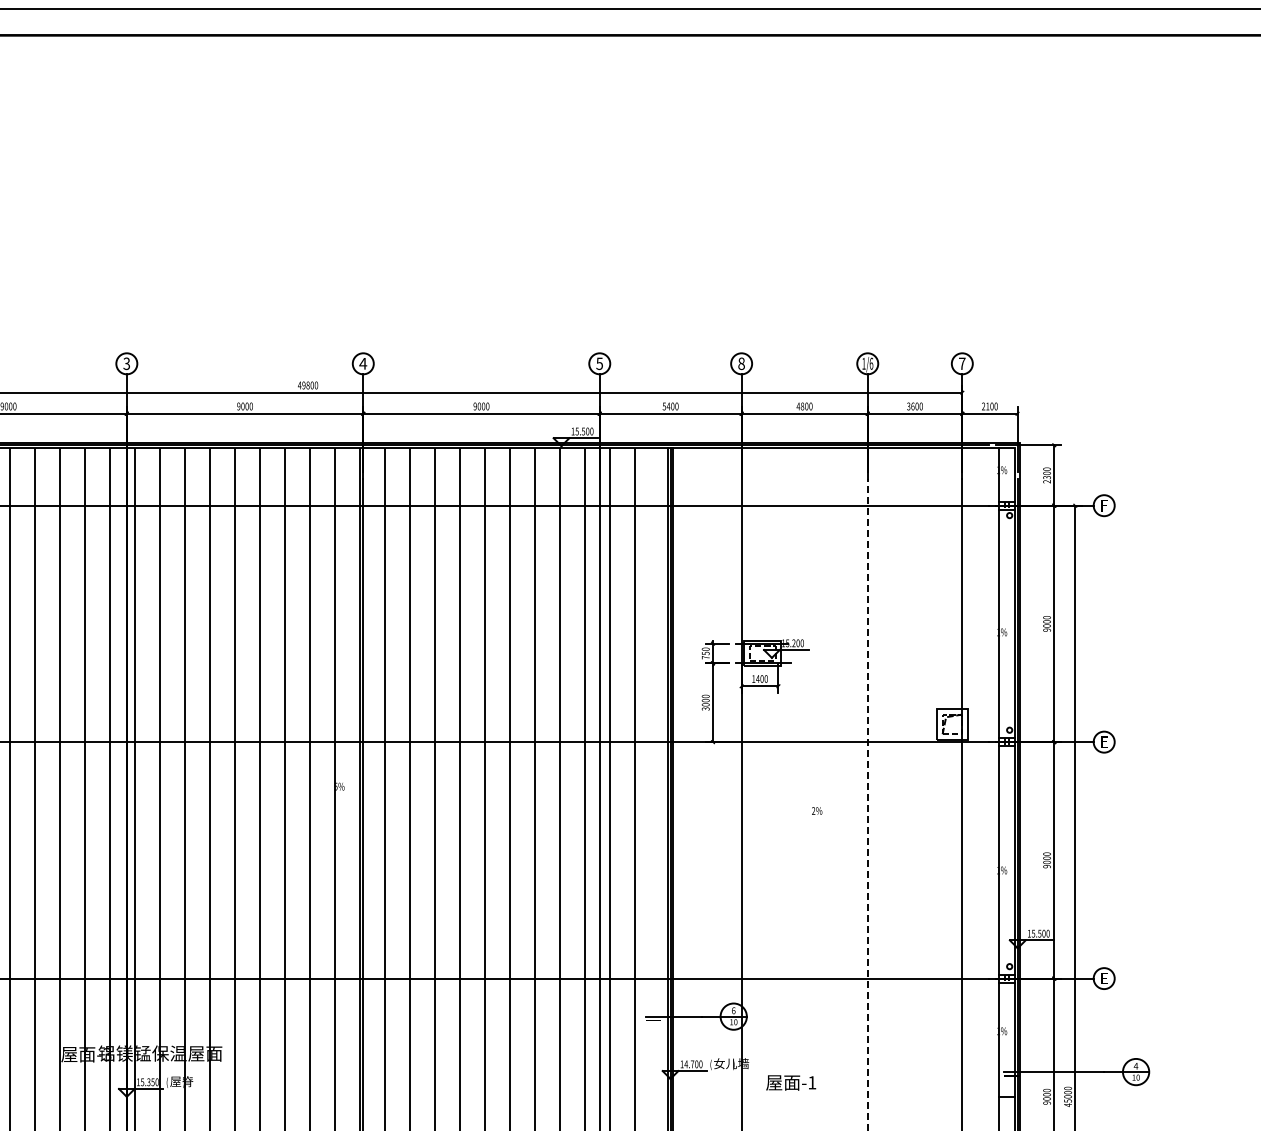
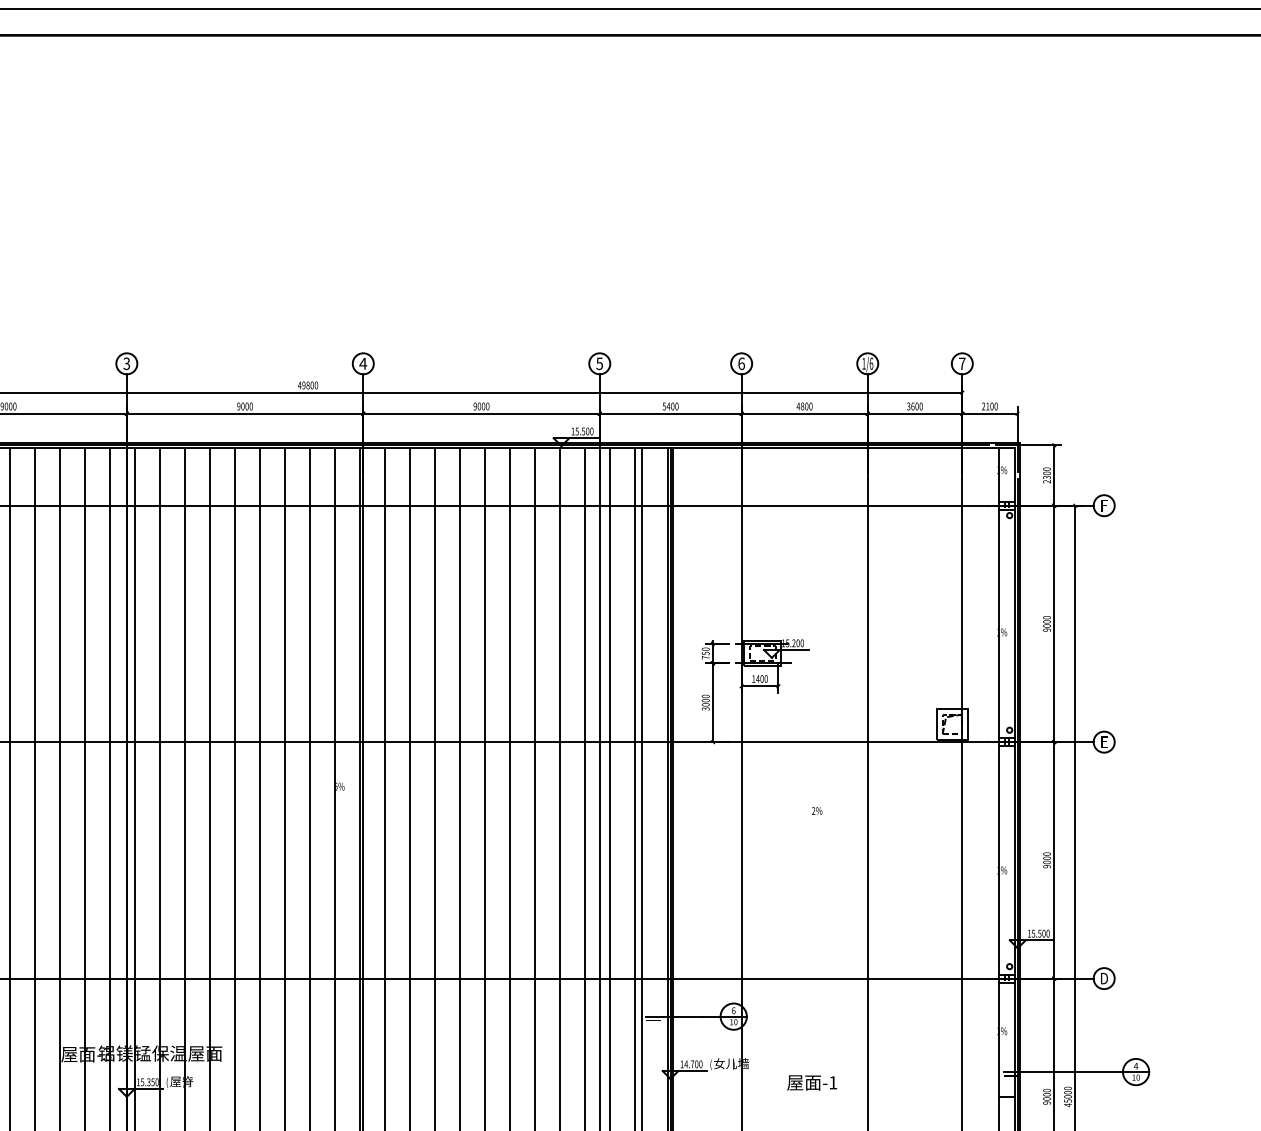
text: 8 -> 6 (741, 363)
line: none -> present (641, 787)
line: dashed -> solid (867, 804)
text: E -> D (1104, 978)
text position: (791, 1082) -> (812, 1082) (812, 1082)
